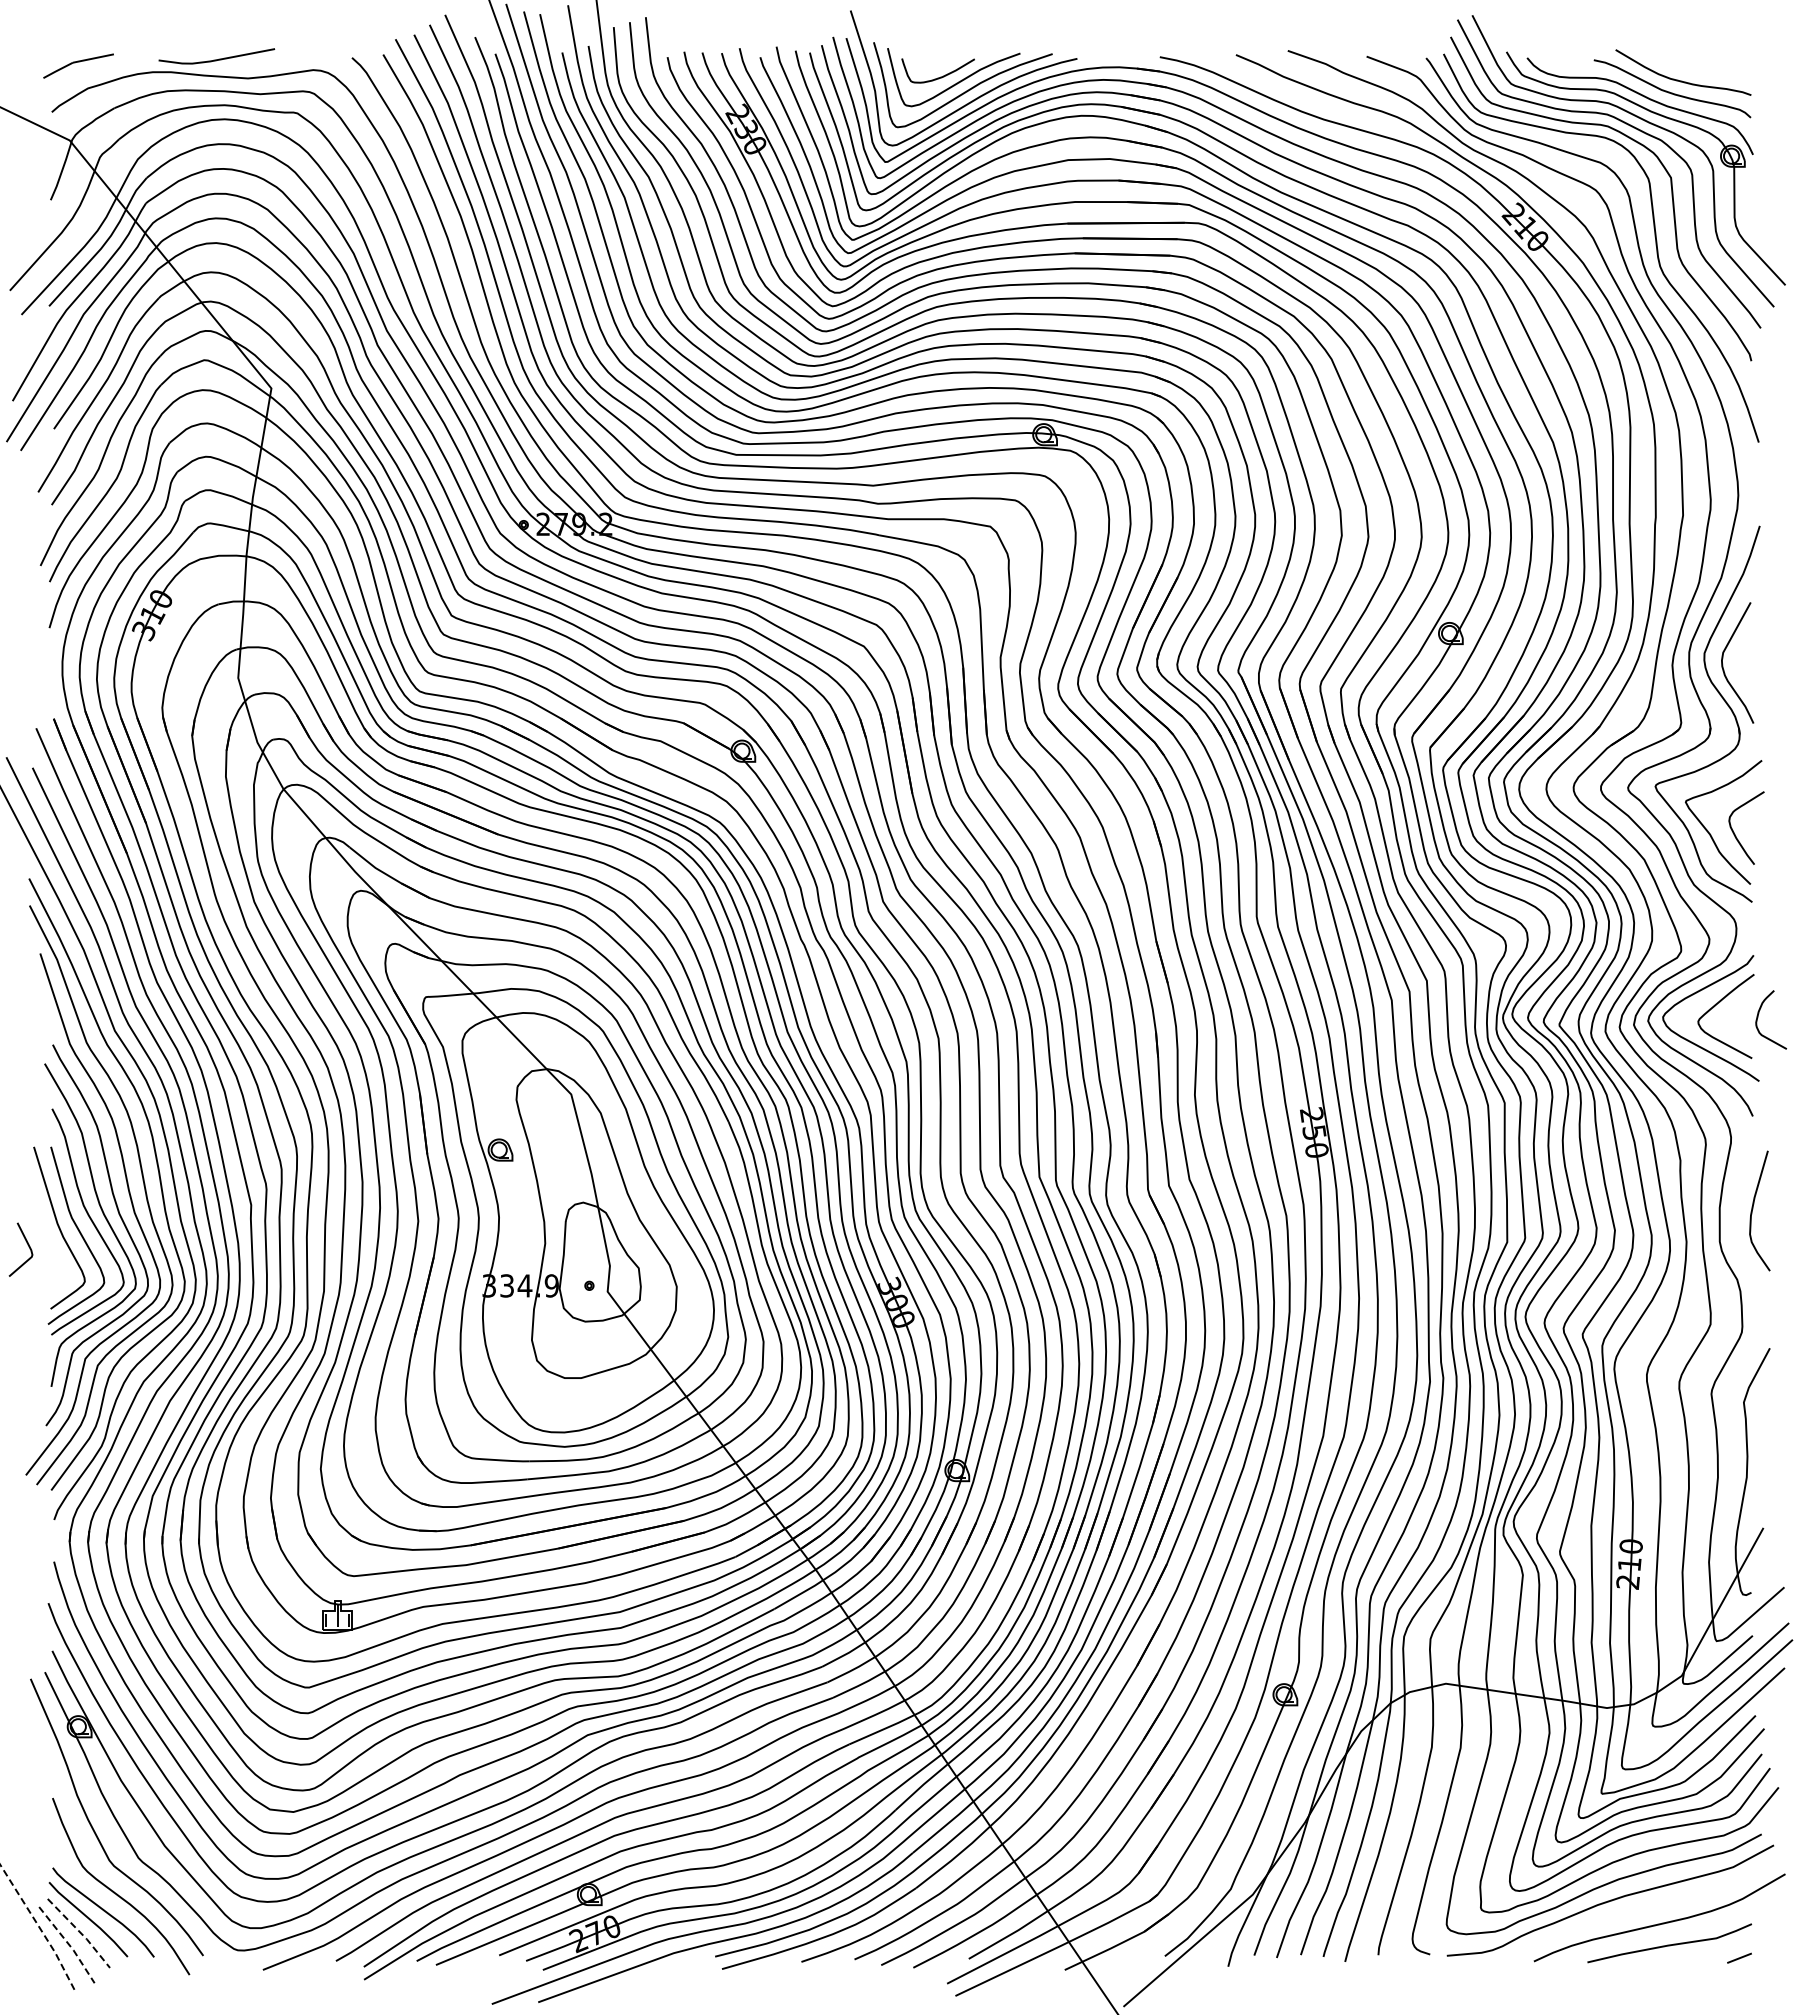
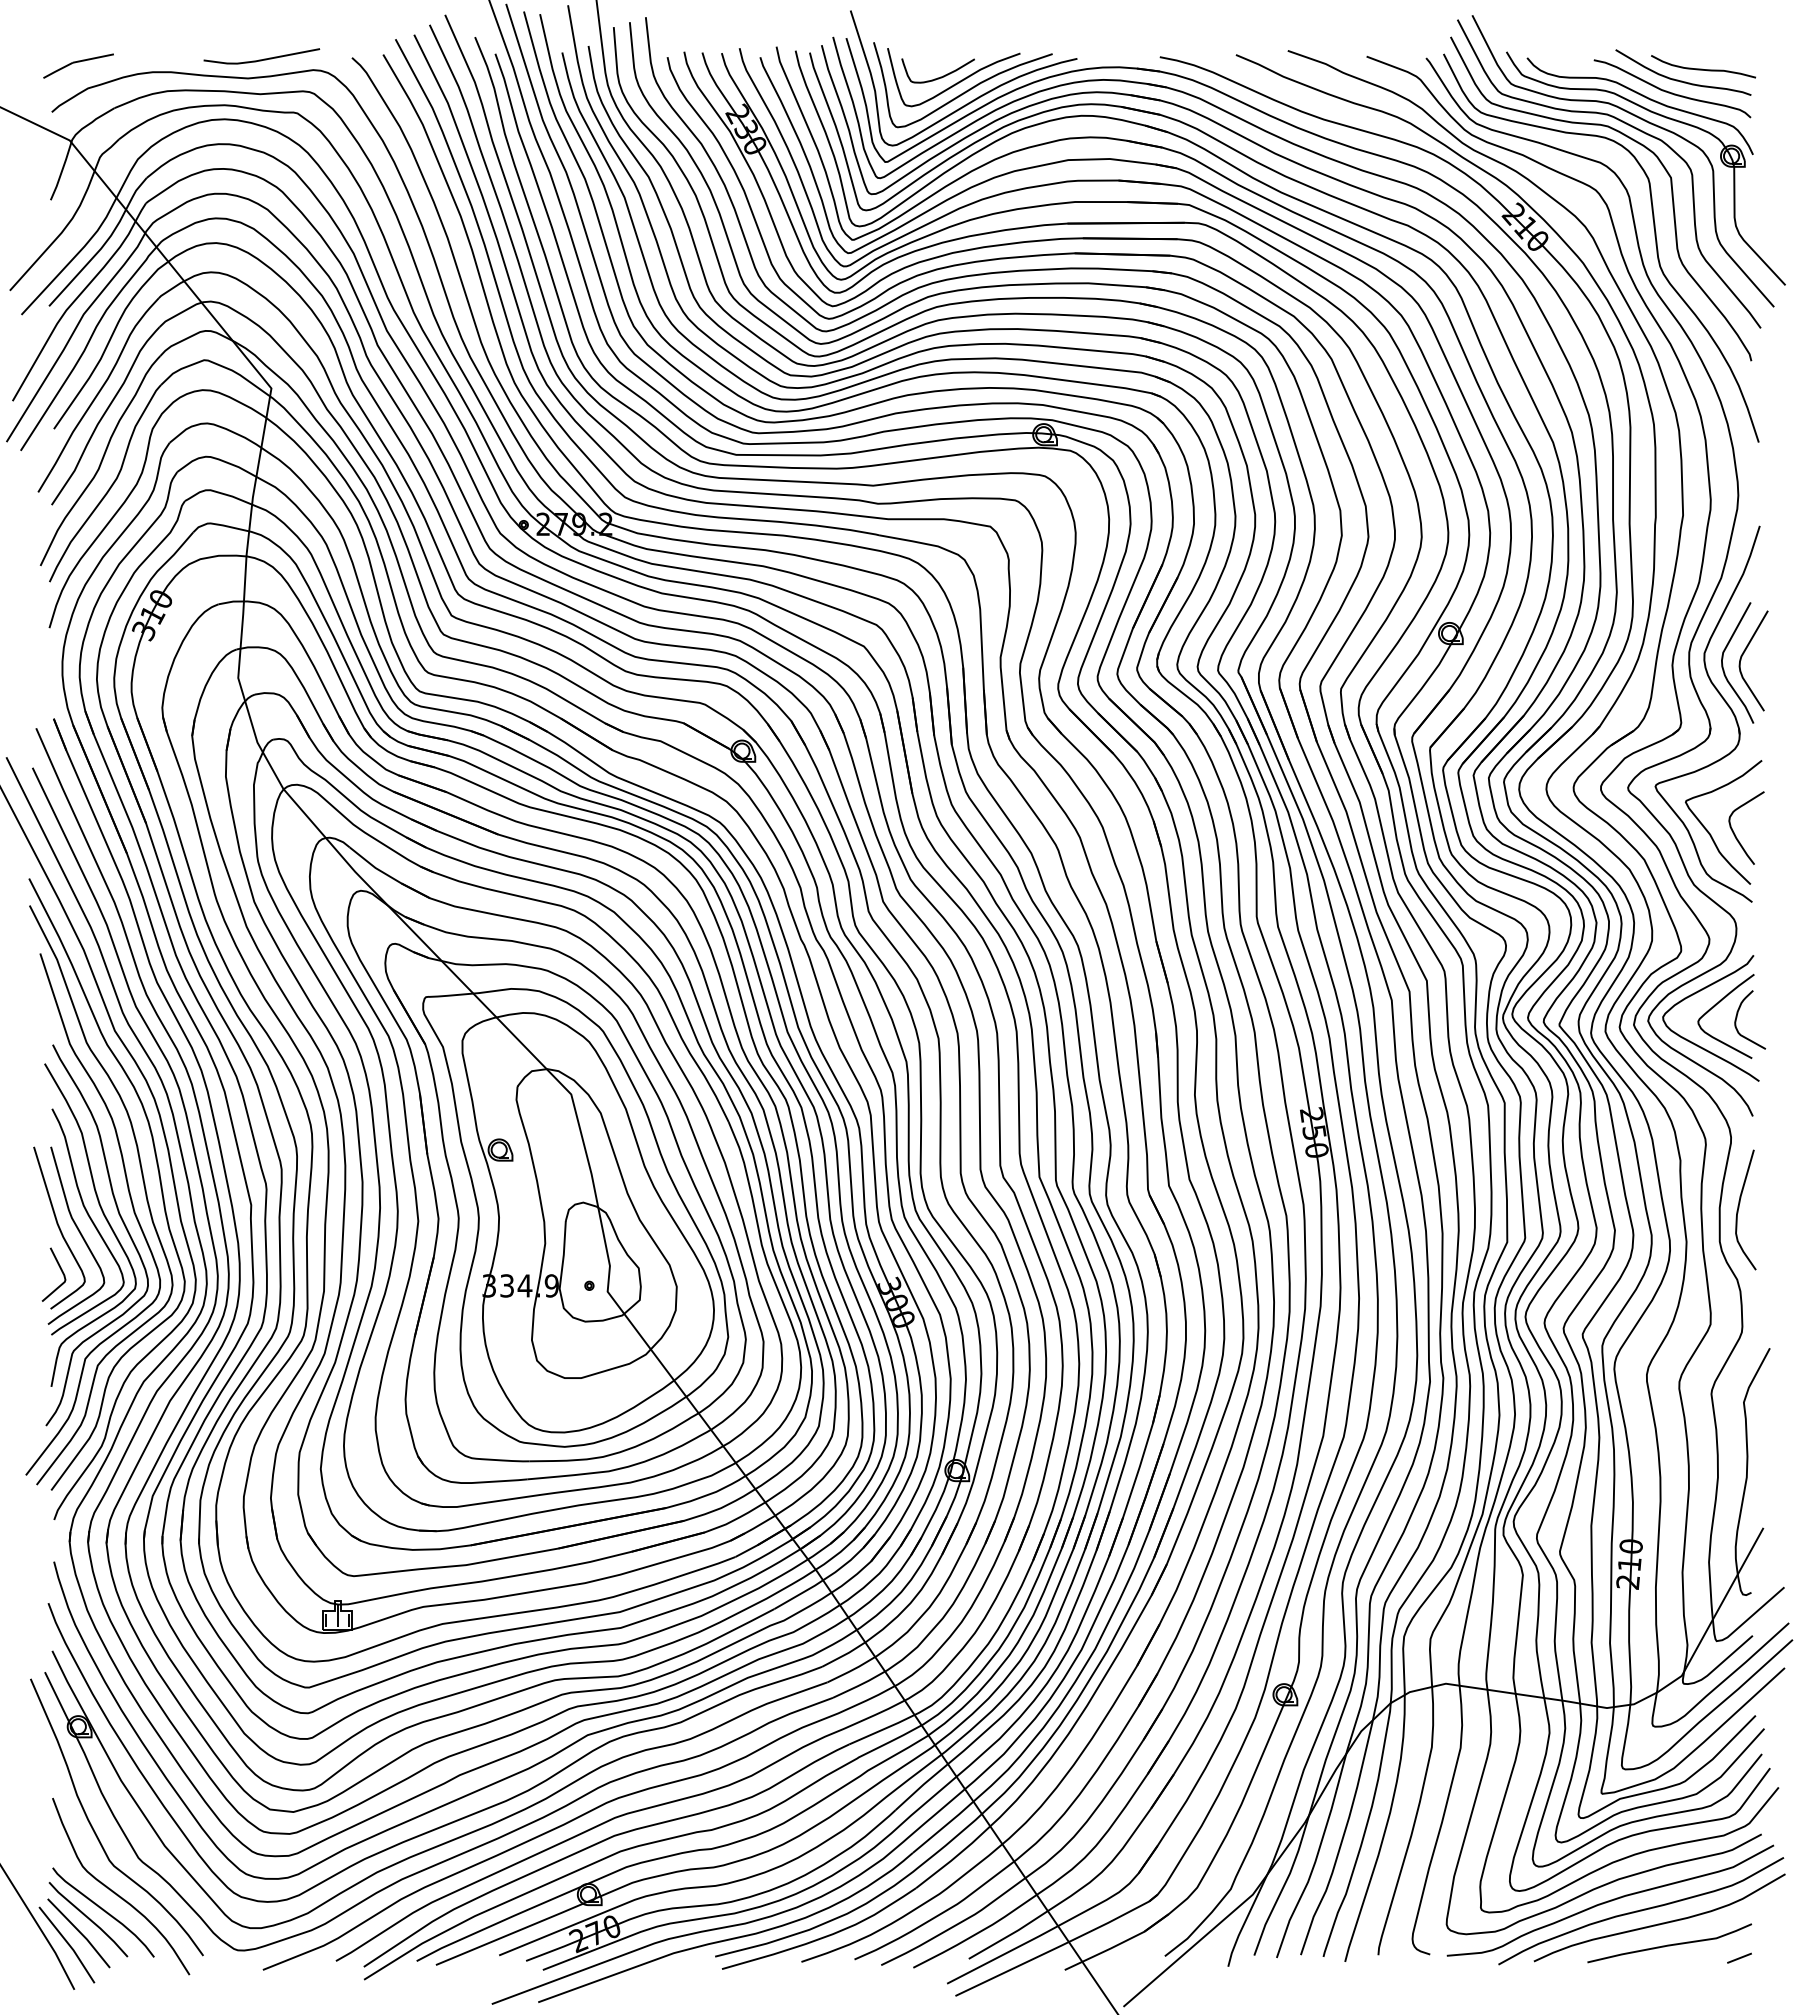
line position: (216, 59) -> (261, 59) (261, 59)
curve: none -> present (1702, 68)
curve: none -> present (1743, 655)
curve position: (1758, 1017) -> (1737, 1017) (1737, 1017)
curve position: (1753, 1209) -> (1739, 1208) (1739, 1208)
line position: (27, 1245) -> (60, 1270) (60, 1270)
curve: none -> present (1641, 1911)
line: dashed -> solid (39, 1927)
line: dashed -> solid (80, 1932)
line: dashed -> solid (69, 1944)
